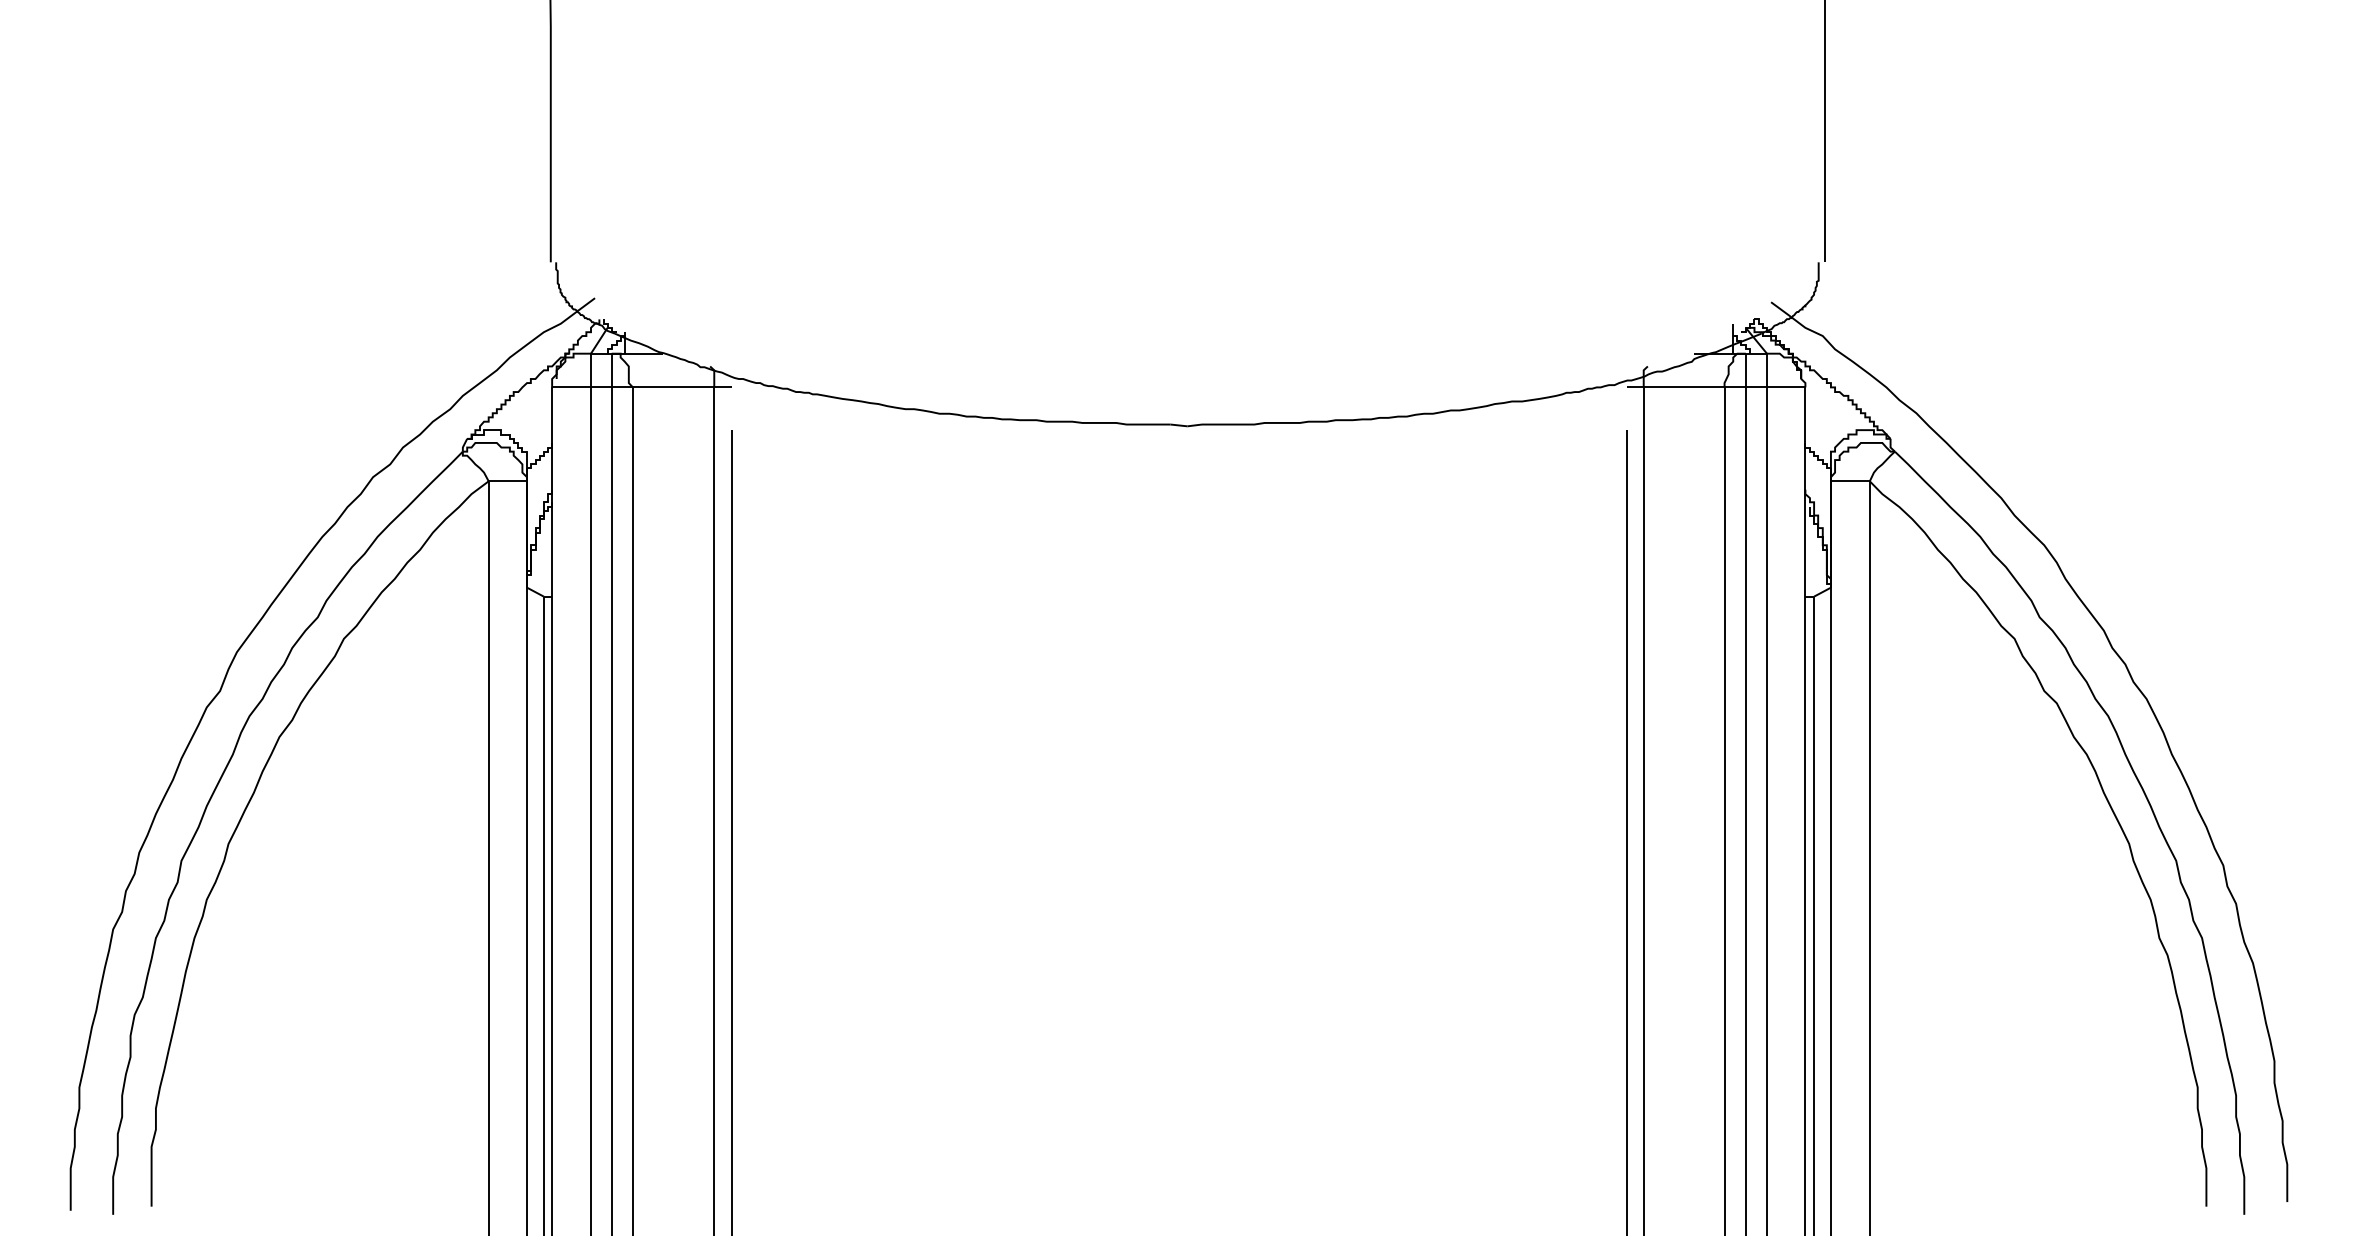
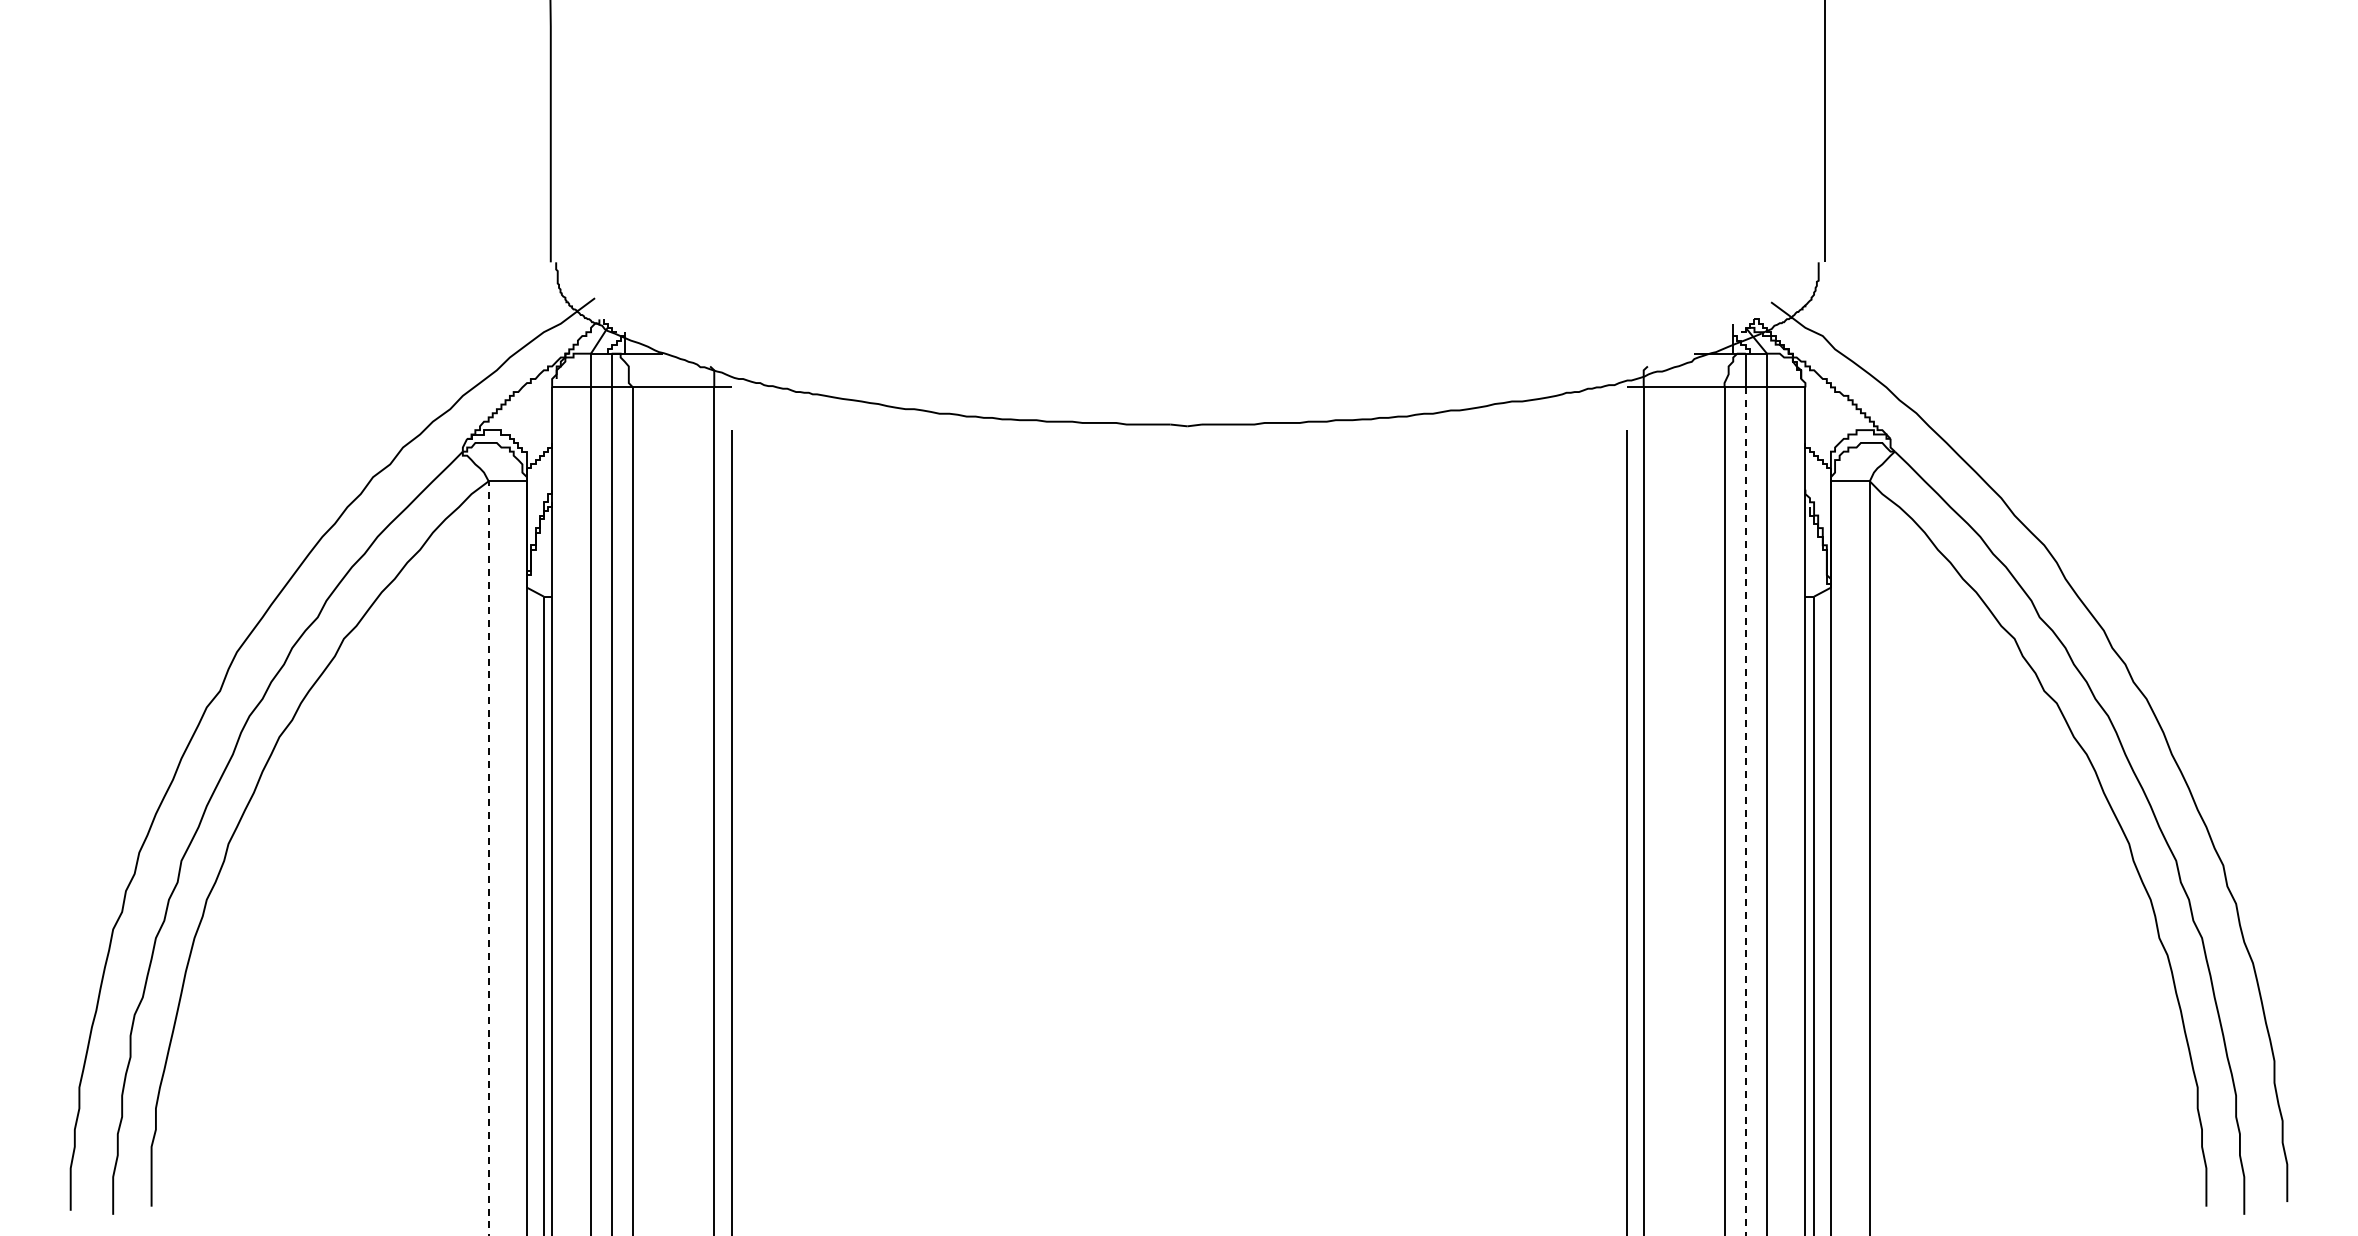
line: solid -> dashed (1745, 812)
line: solid -> dashed (488, 858)
